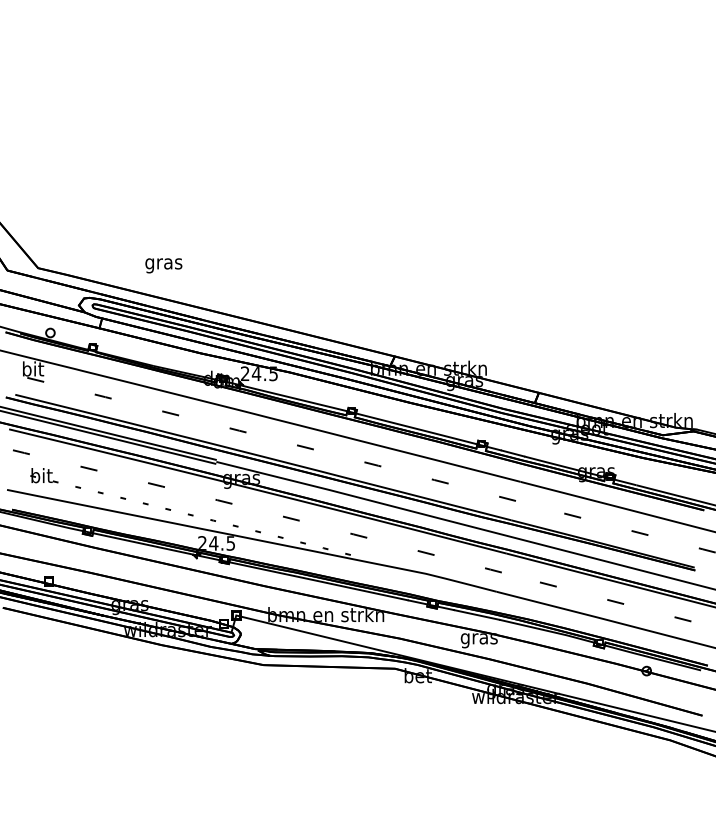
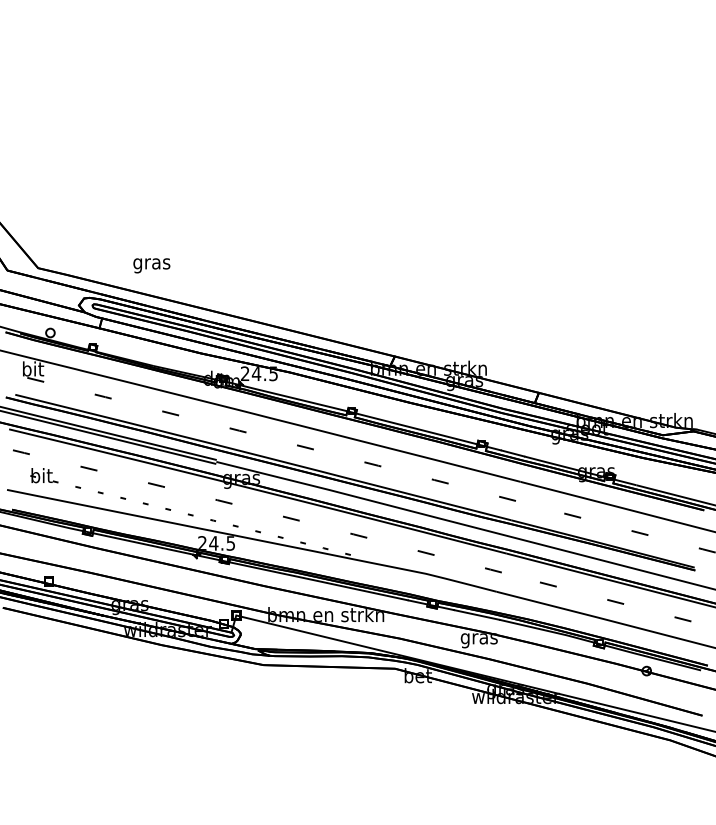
text position: (163, 265) -> (151, 265) (151, 265)
